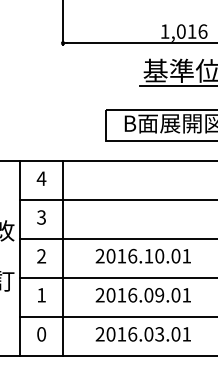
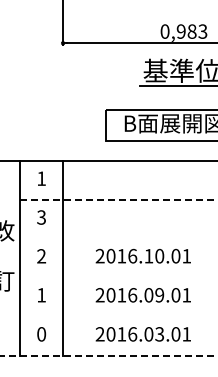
text: 1,016 -> 0,983 (183, 31)
text: 4 -> 1 (41, 178)
line: solid -> dashed (119, 199)
line: present -> none (117, 238)
line: present -> none (117, 277)
line: present -> none (117, 316)
line: solid -> dashed (108, 355)
